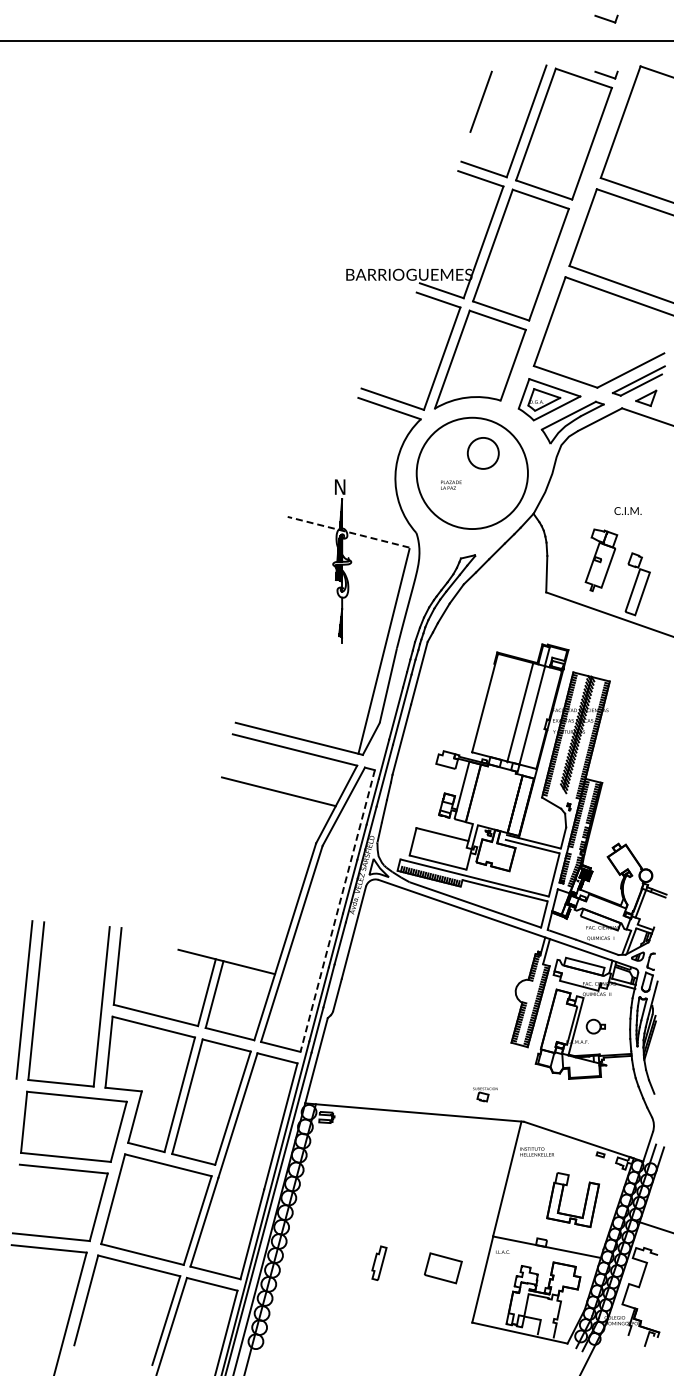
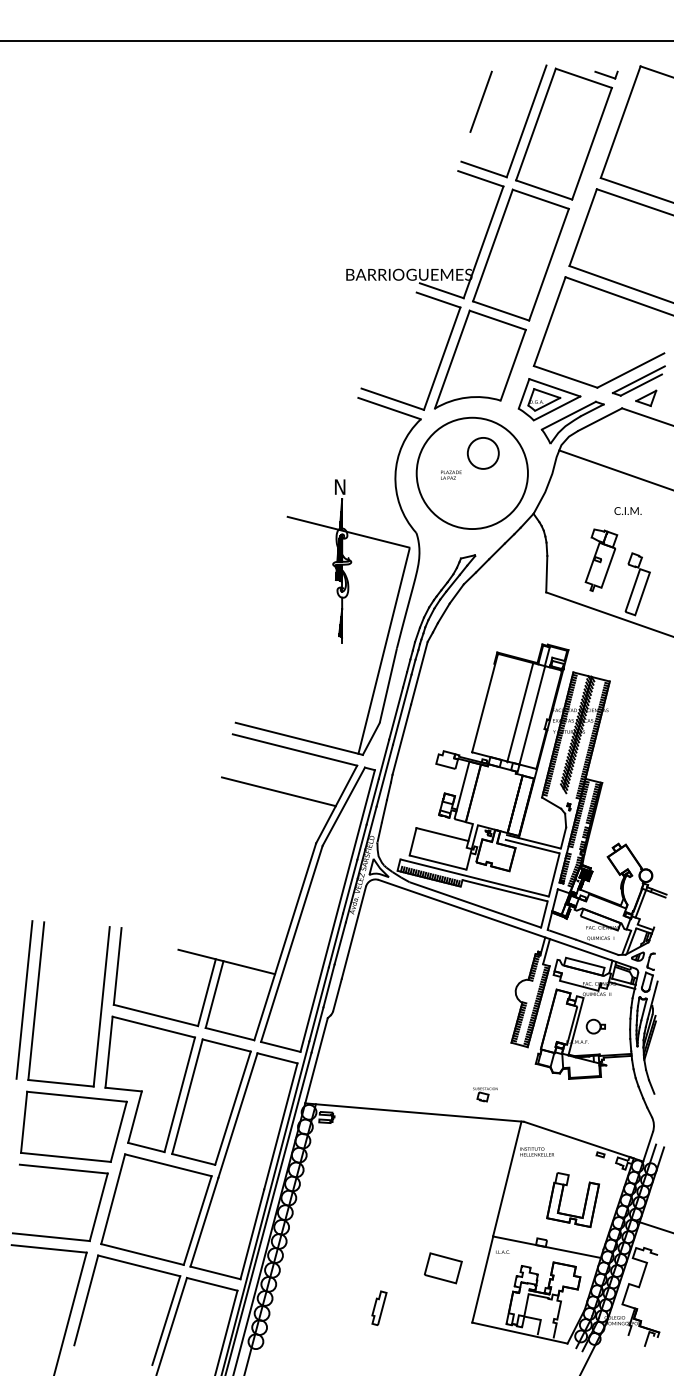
part: present -> none (606, 18)
line: none -> present (614, 469)
text position: (451, 484) -> (451, 474) (451, 474)
line: dashed -> solid (348, 532)
line: dashed -> solid (337, 911)
part position: (379, 1262) -> (379, 1307) (379, 1307)
